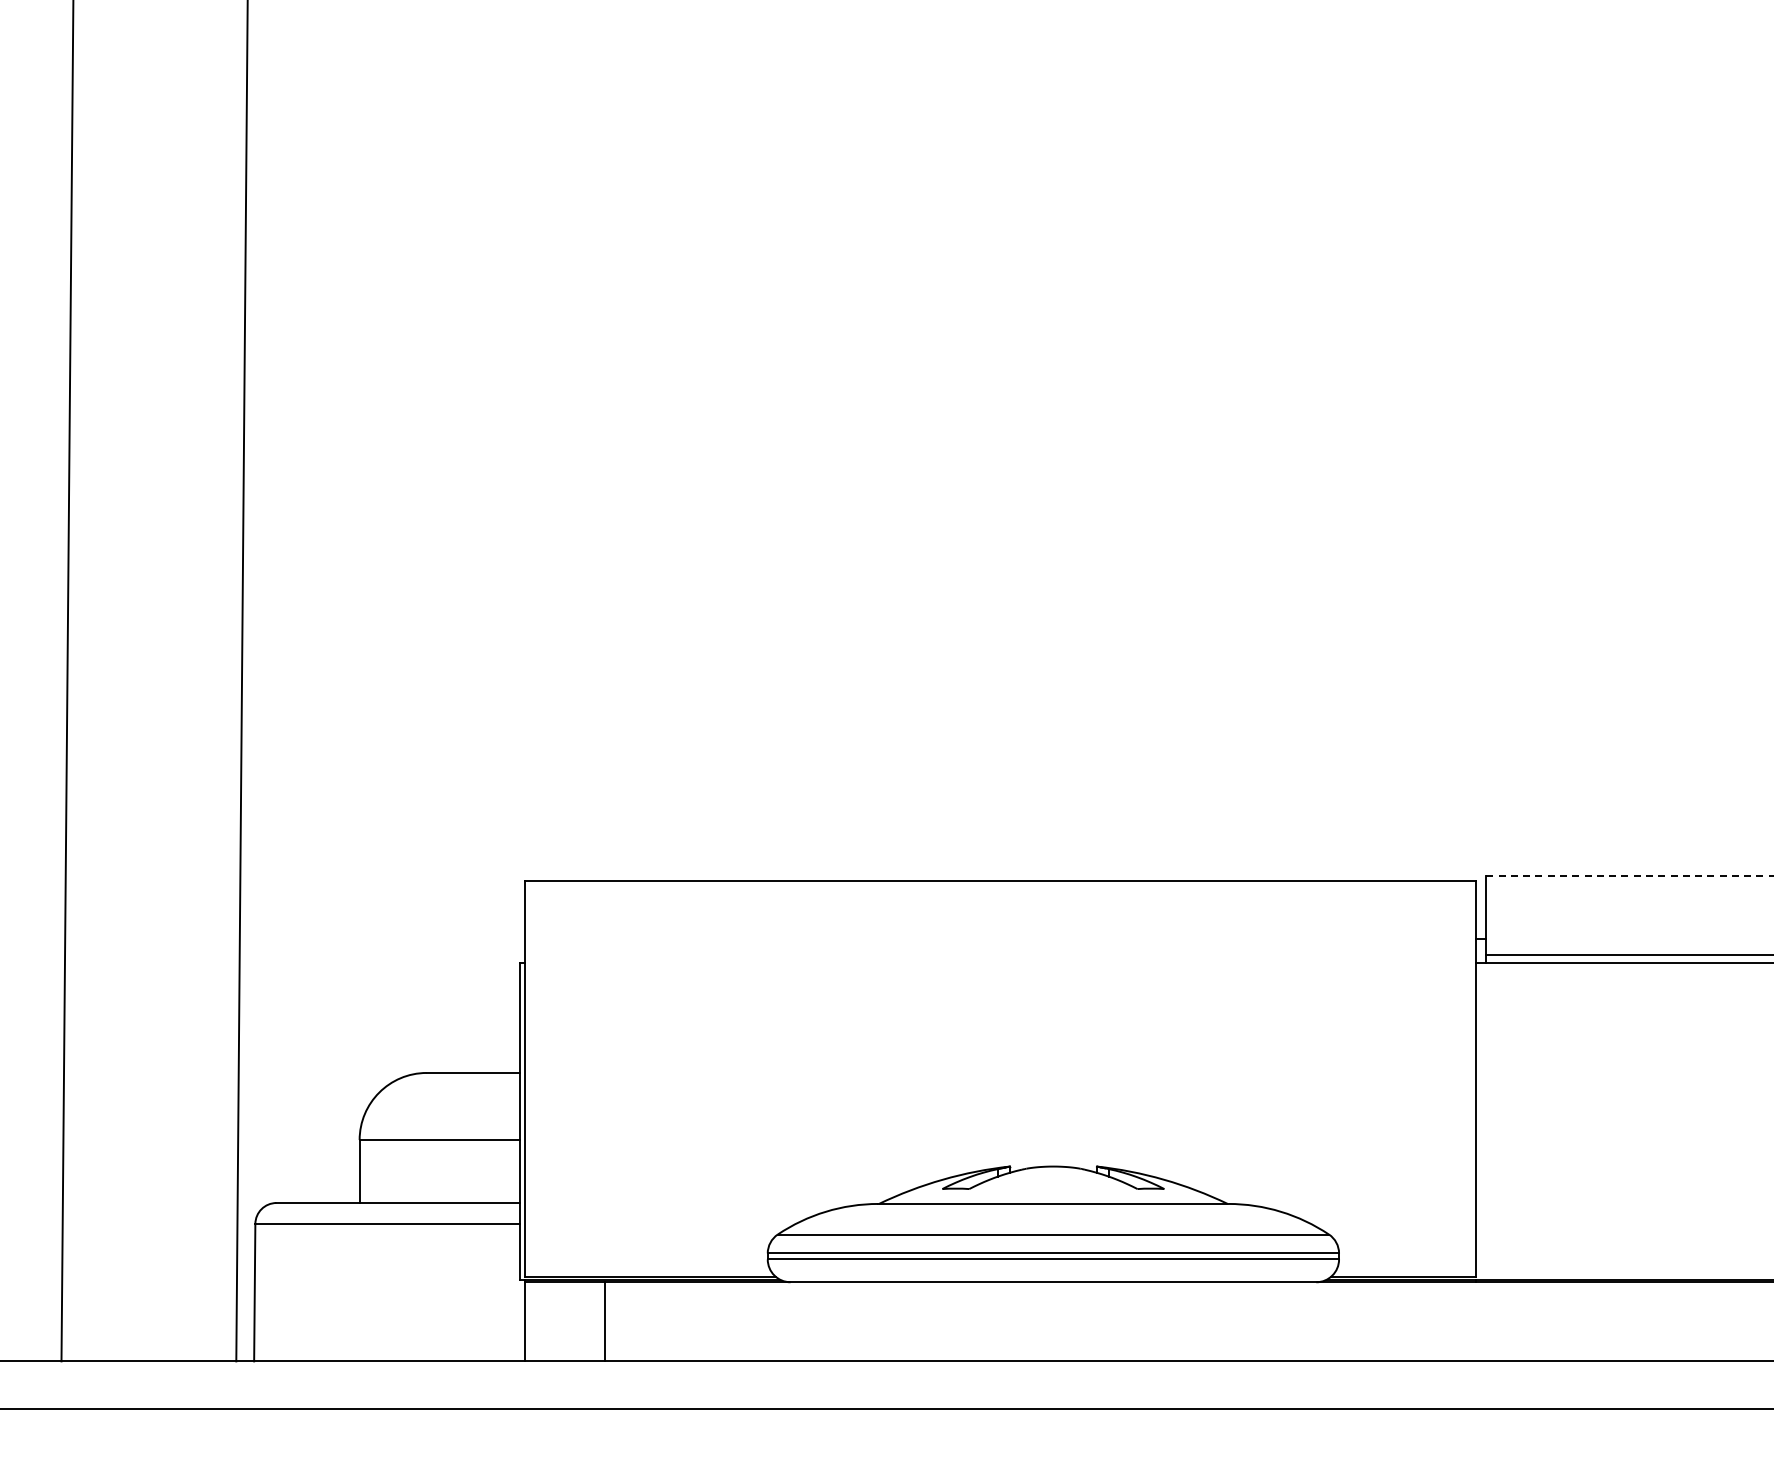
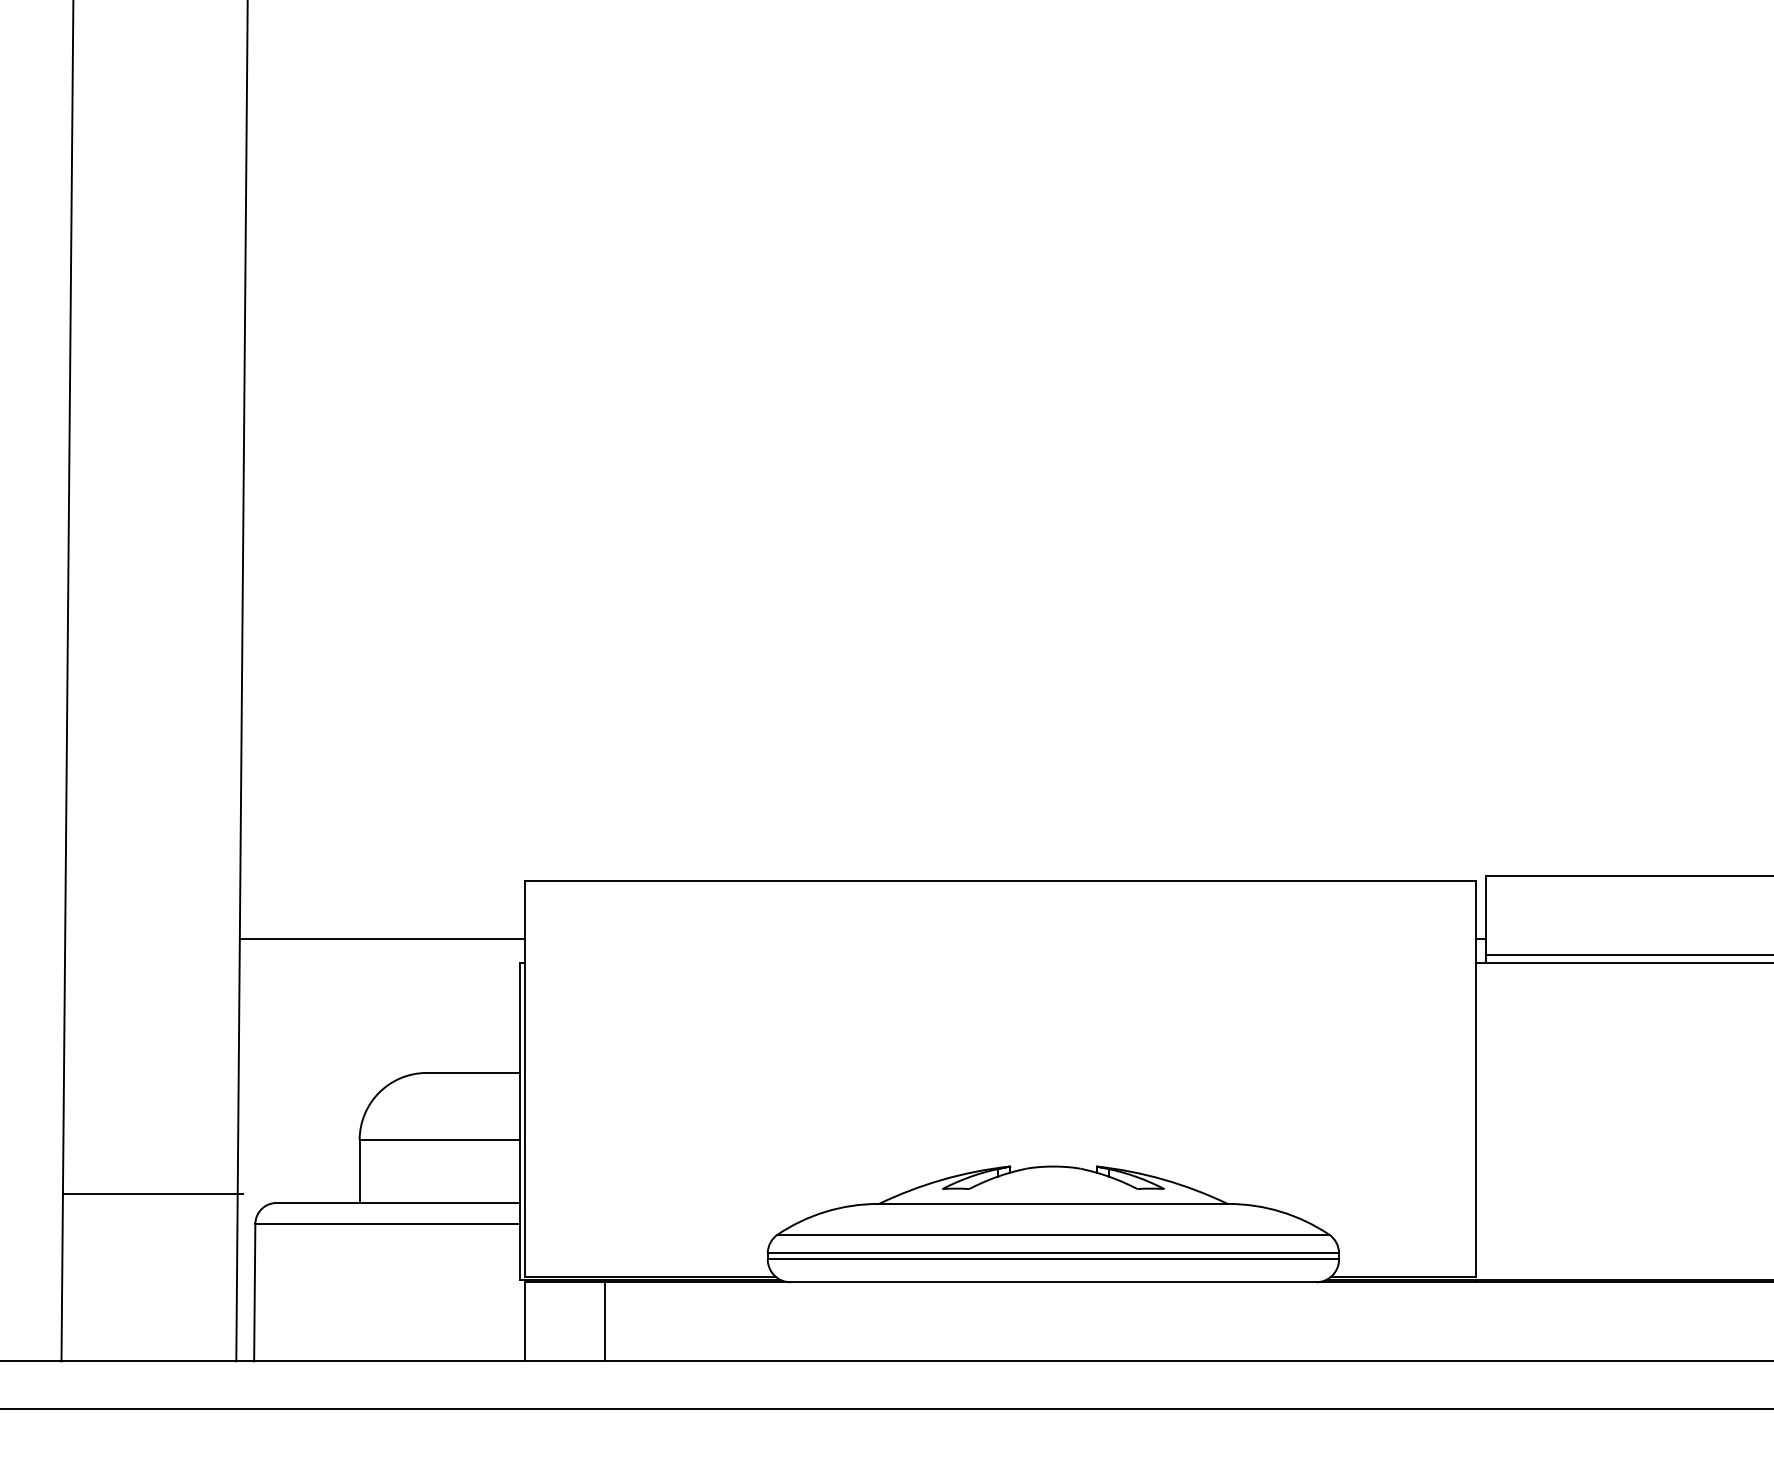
line: dashed -> solid (1630, 875)
line: none -> present (382, 939)
line: none -> present (152, 1193)
